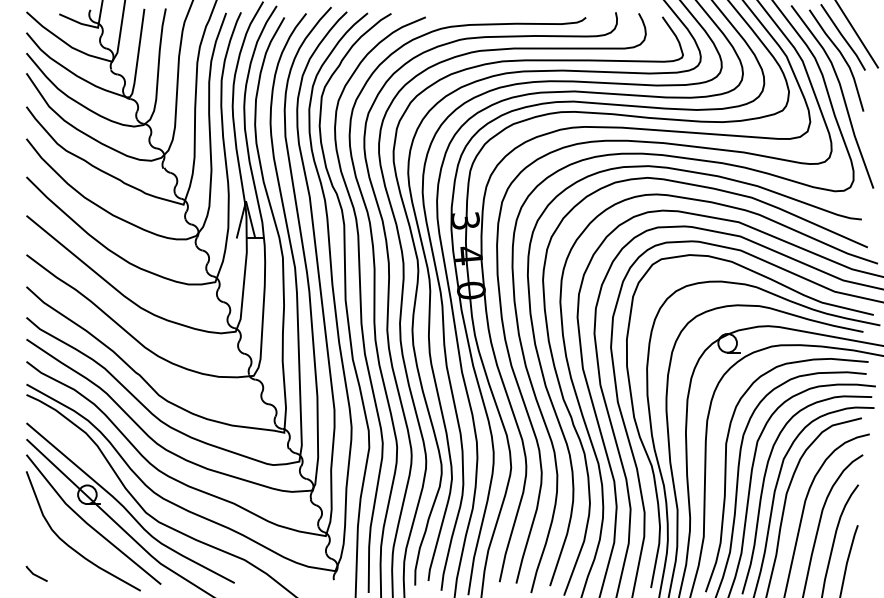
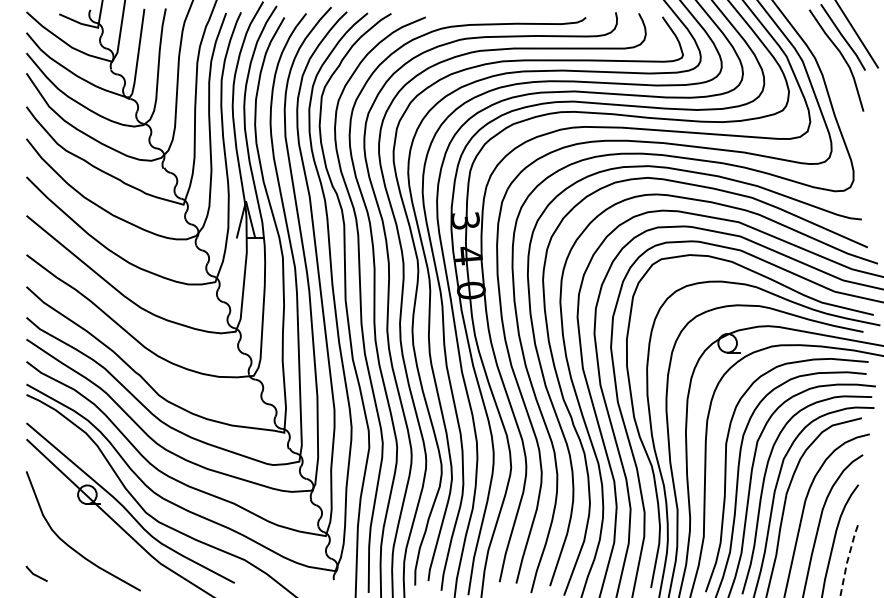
curve: present -> none (841, 94)
line: present -> none (91, 525)
line: solid -> dashed (847, 561)
